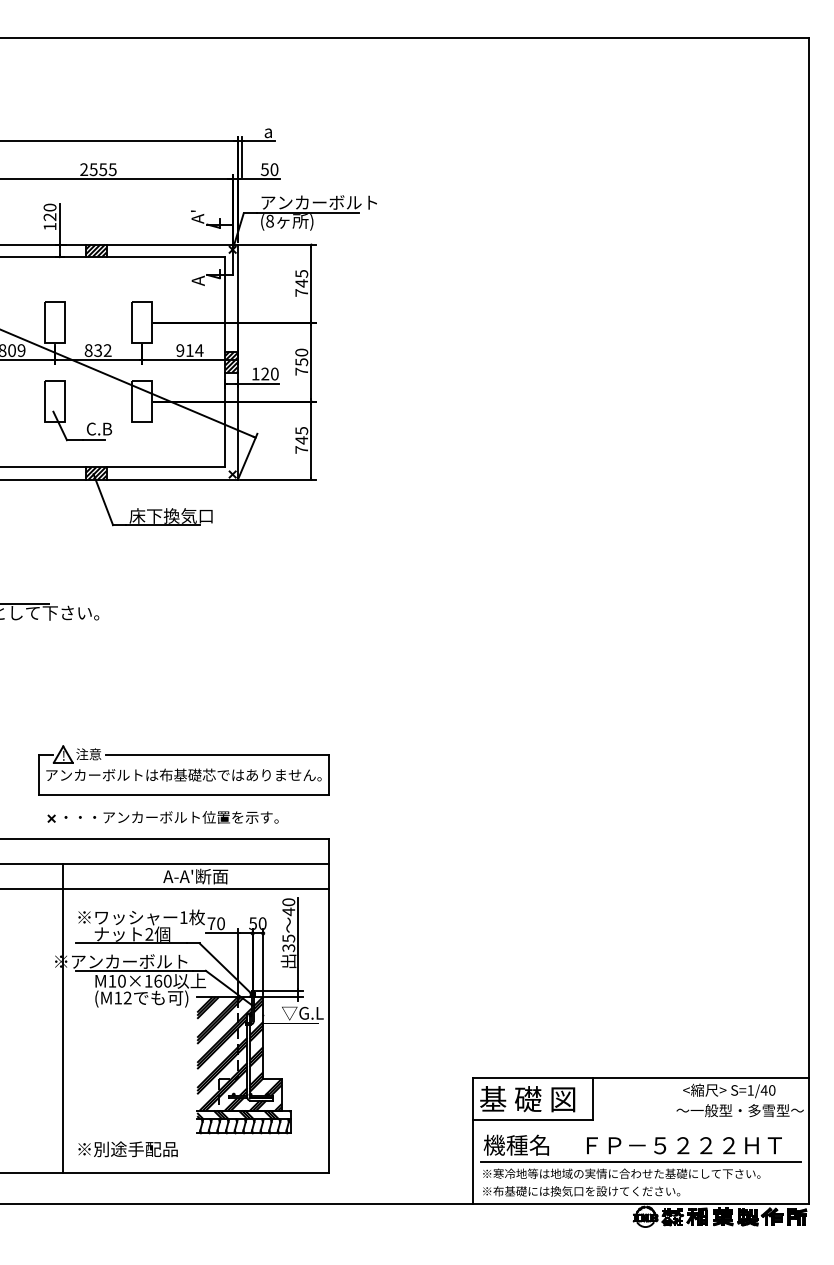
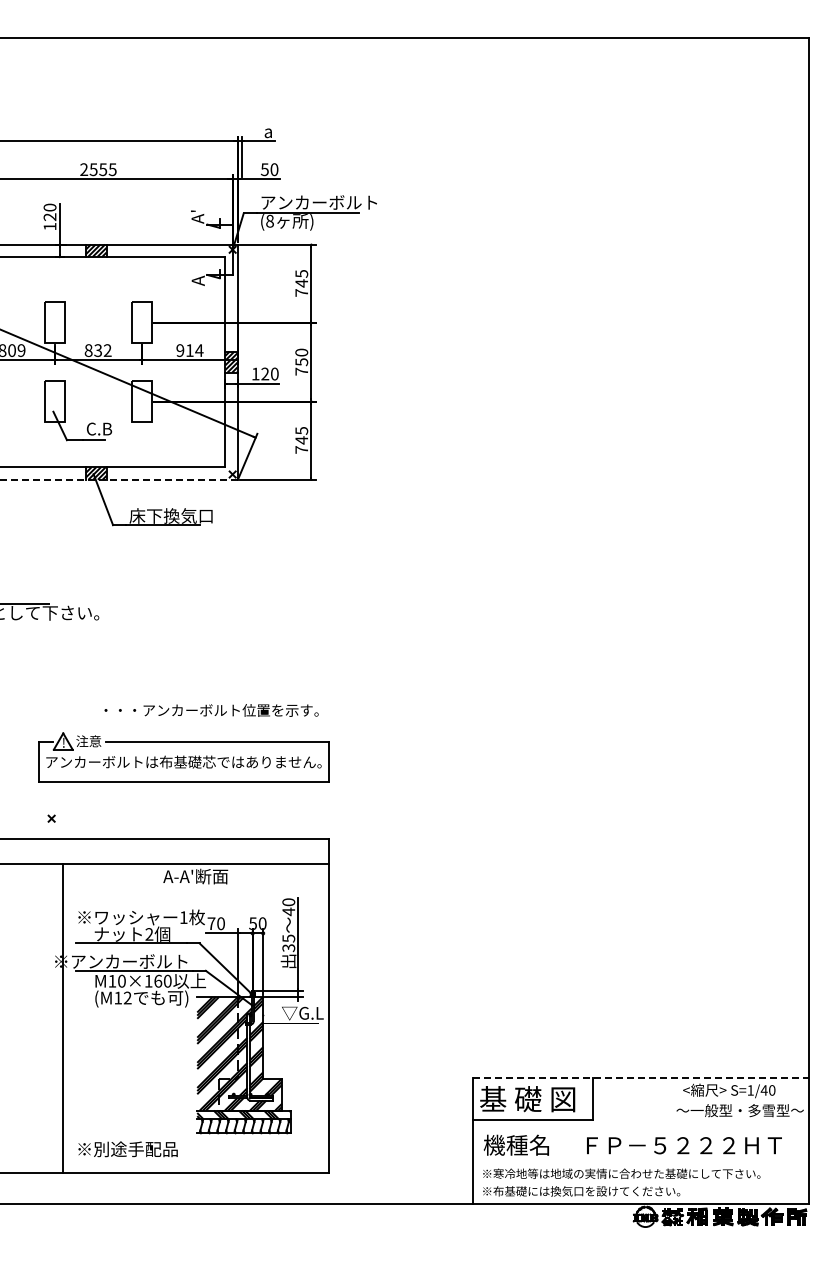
line: solid -> dashed (119, 479)
part position: (183, 770) -> (183, 757) (183, 757)
text position: (171, 817) -> (211, 710) (211, 710)
line: present -> none (165, 889)
line: solid -> dashed (641, 1078)
line: present -> none (640, 1162)
